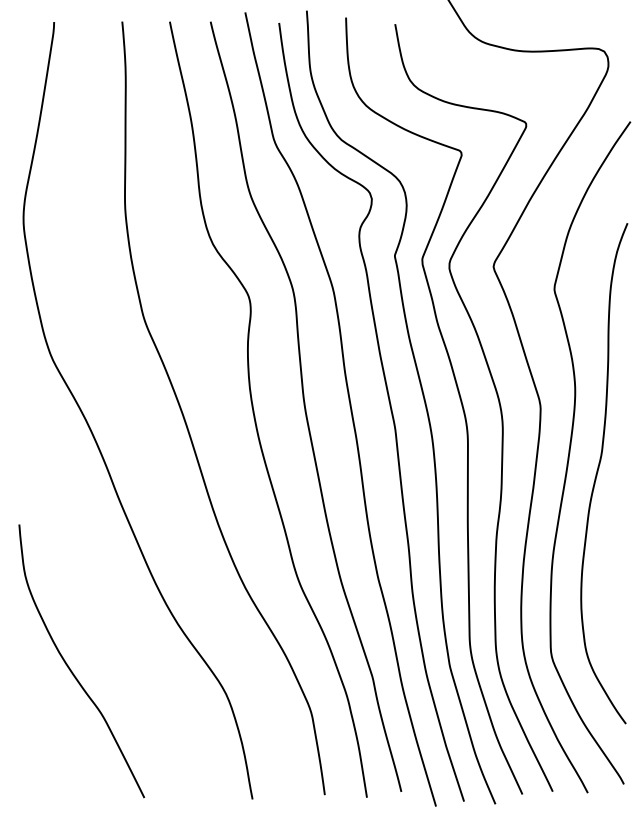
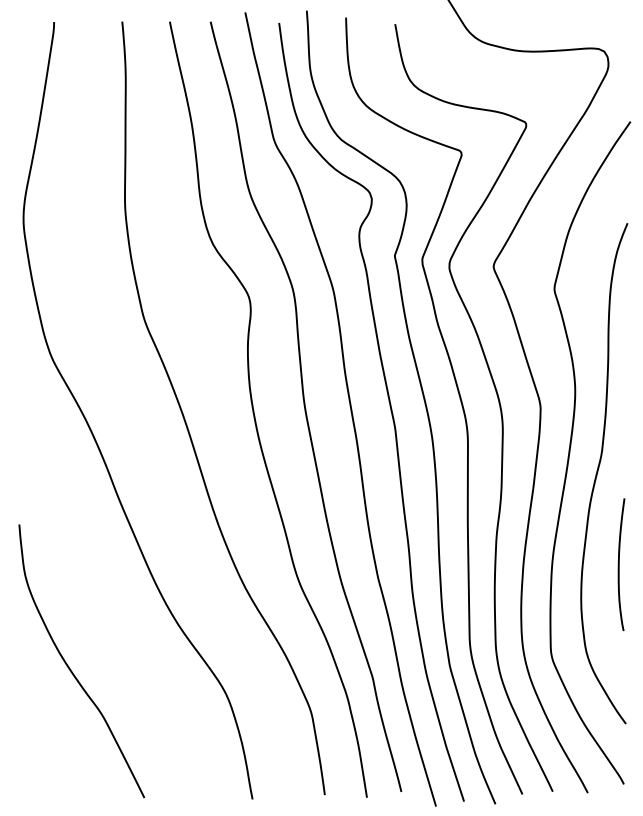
curve: none -> present (619, 564)
